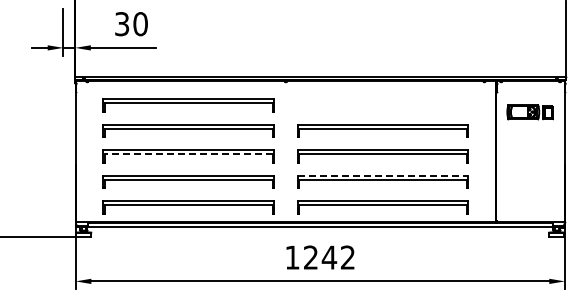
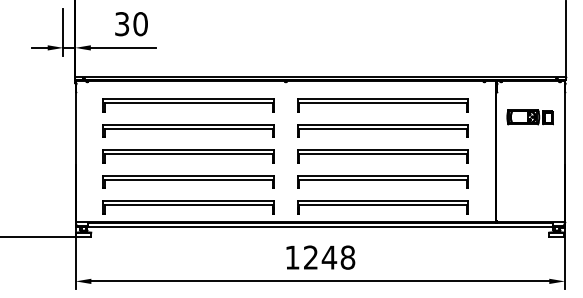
part: none -> present (382, 105)
part position: (529, 112) -> (529, 117) (529, 117)
line: dashed -> solid (188, 154)
line: dashed -> solid (383, 175)
text: 1242 -> 1248 (347, 257)
